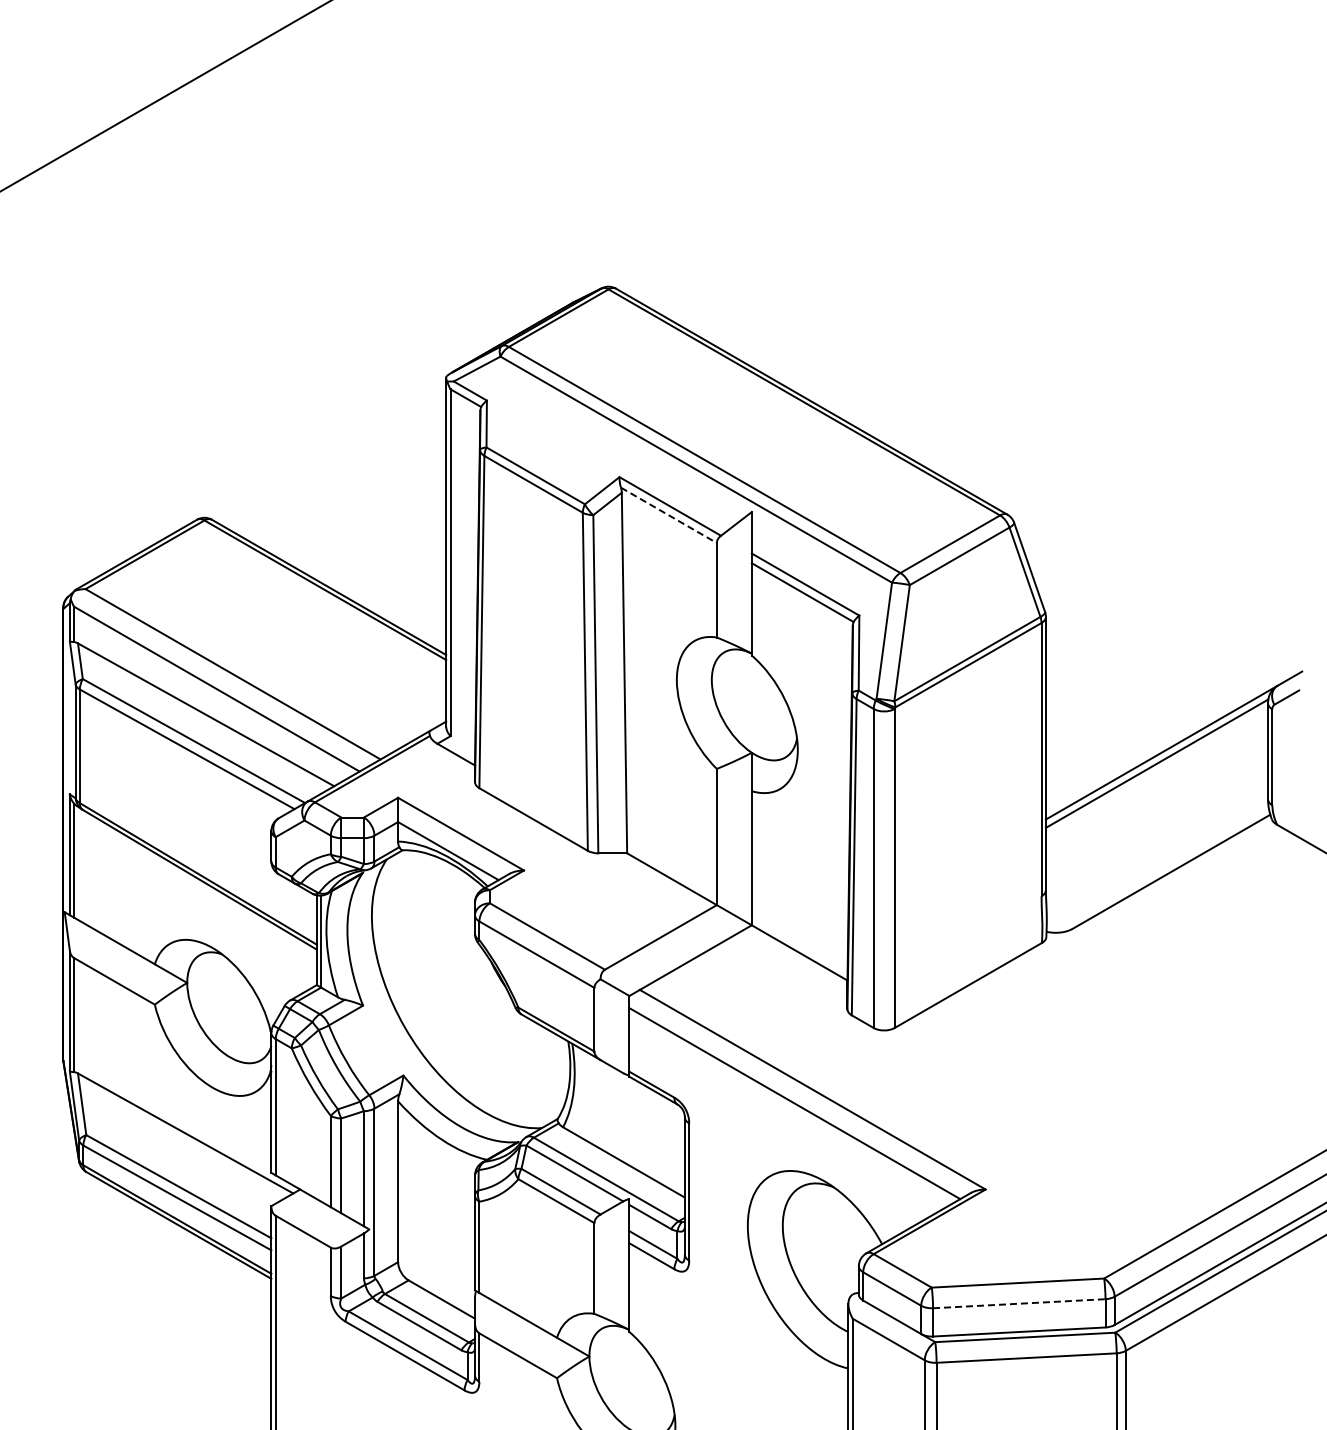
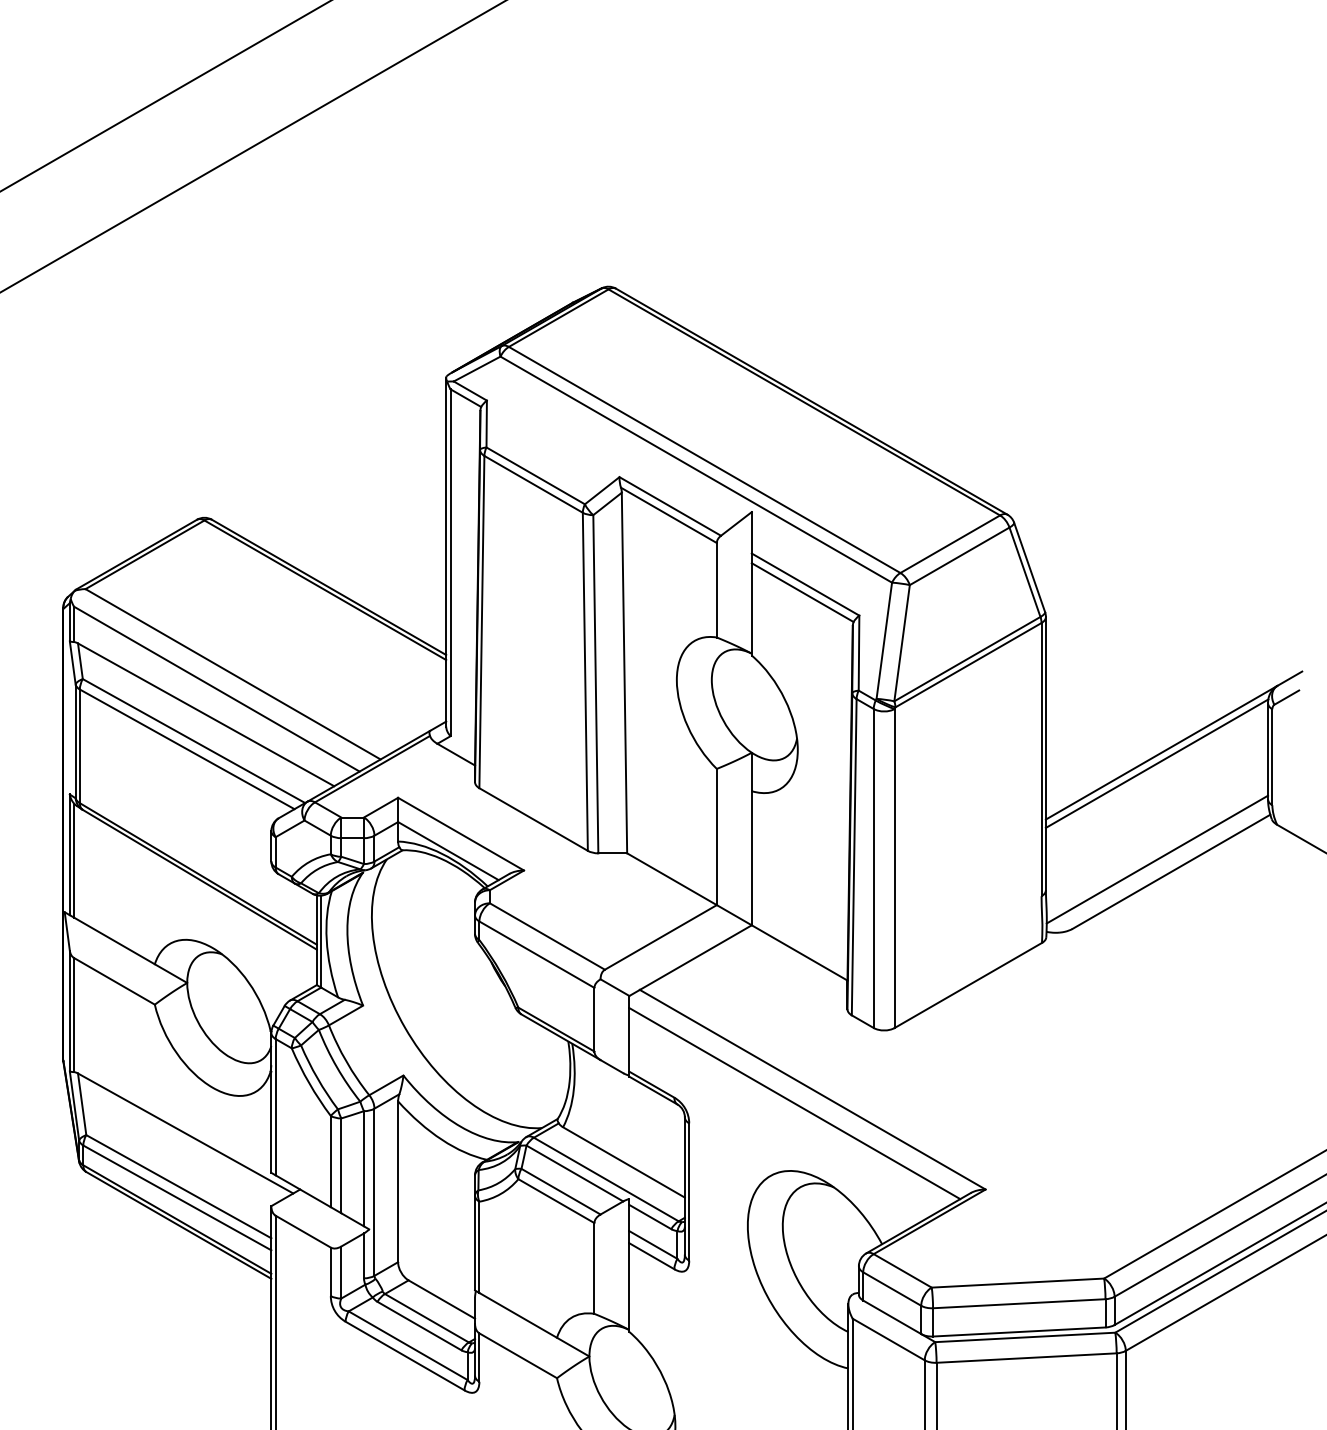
line: none -> present (252, 146)
line: dashed -> solid (669, 515)
line: none -> present (1157, 859)
line: dashed -> solid (1019, 1303)
